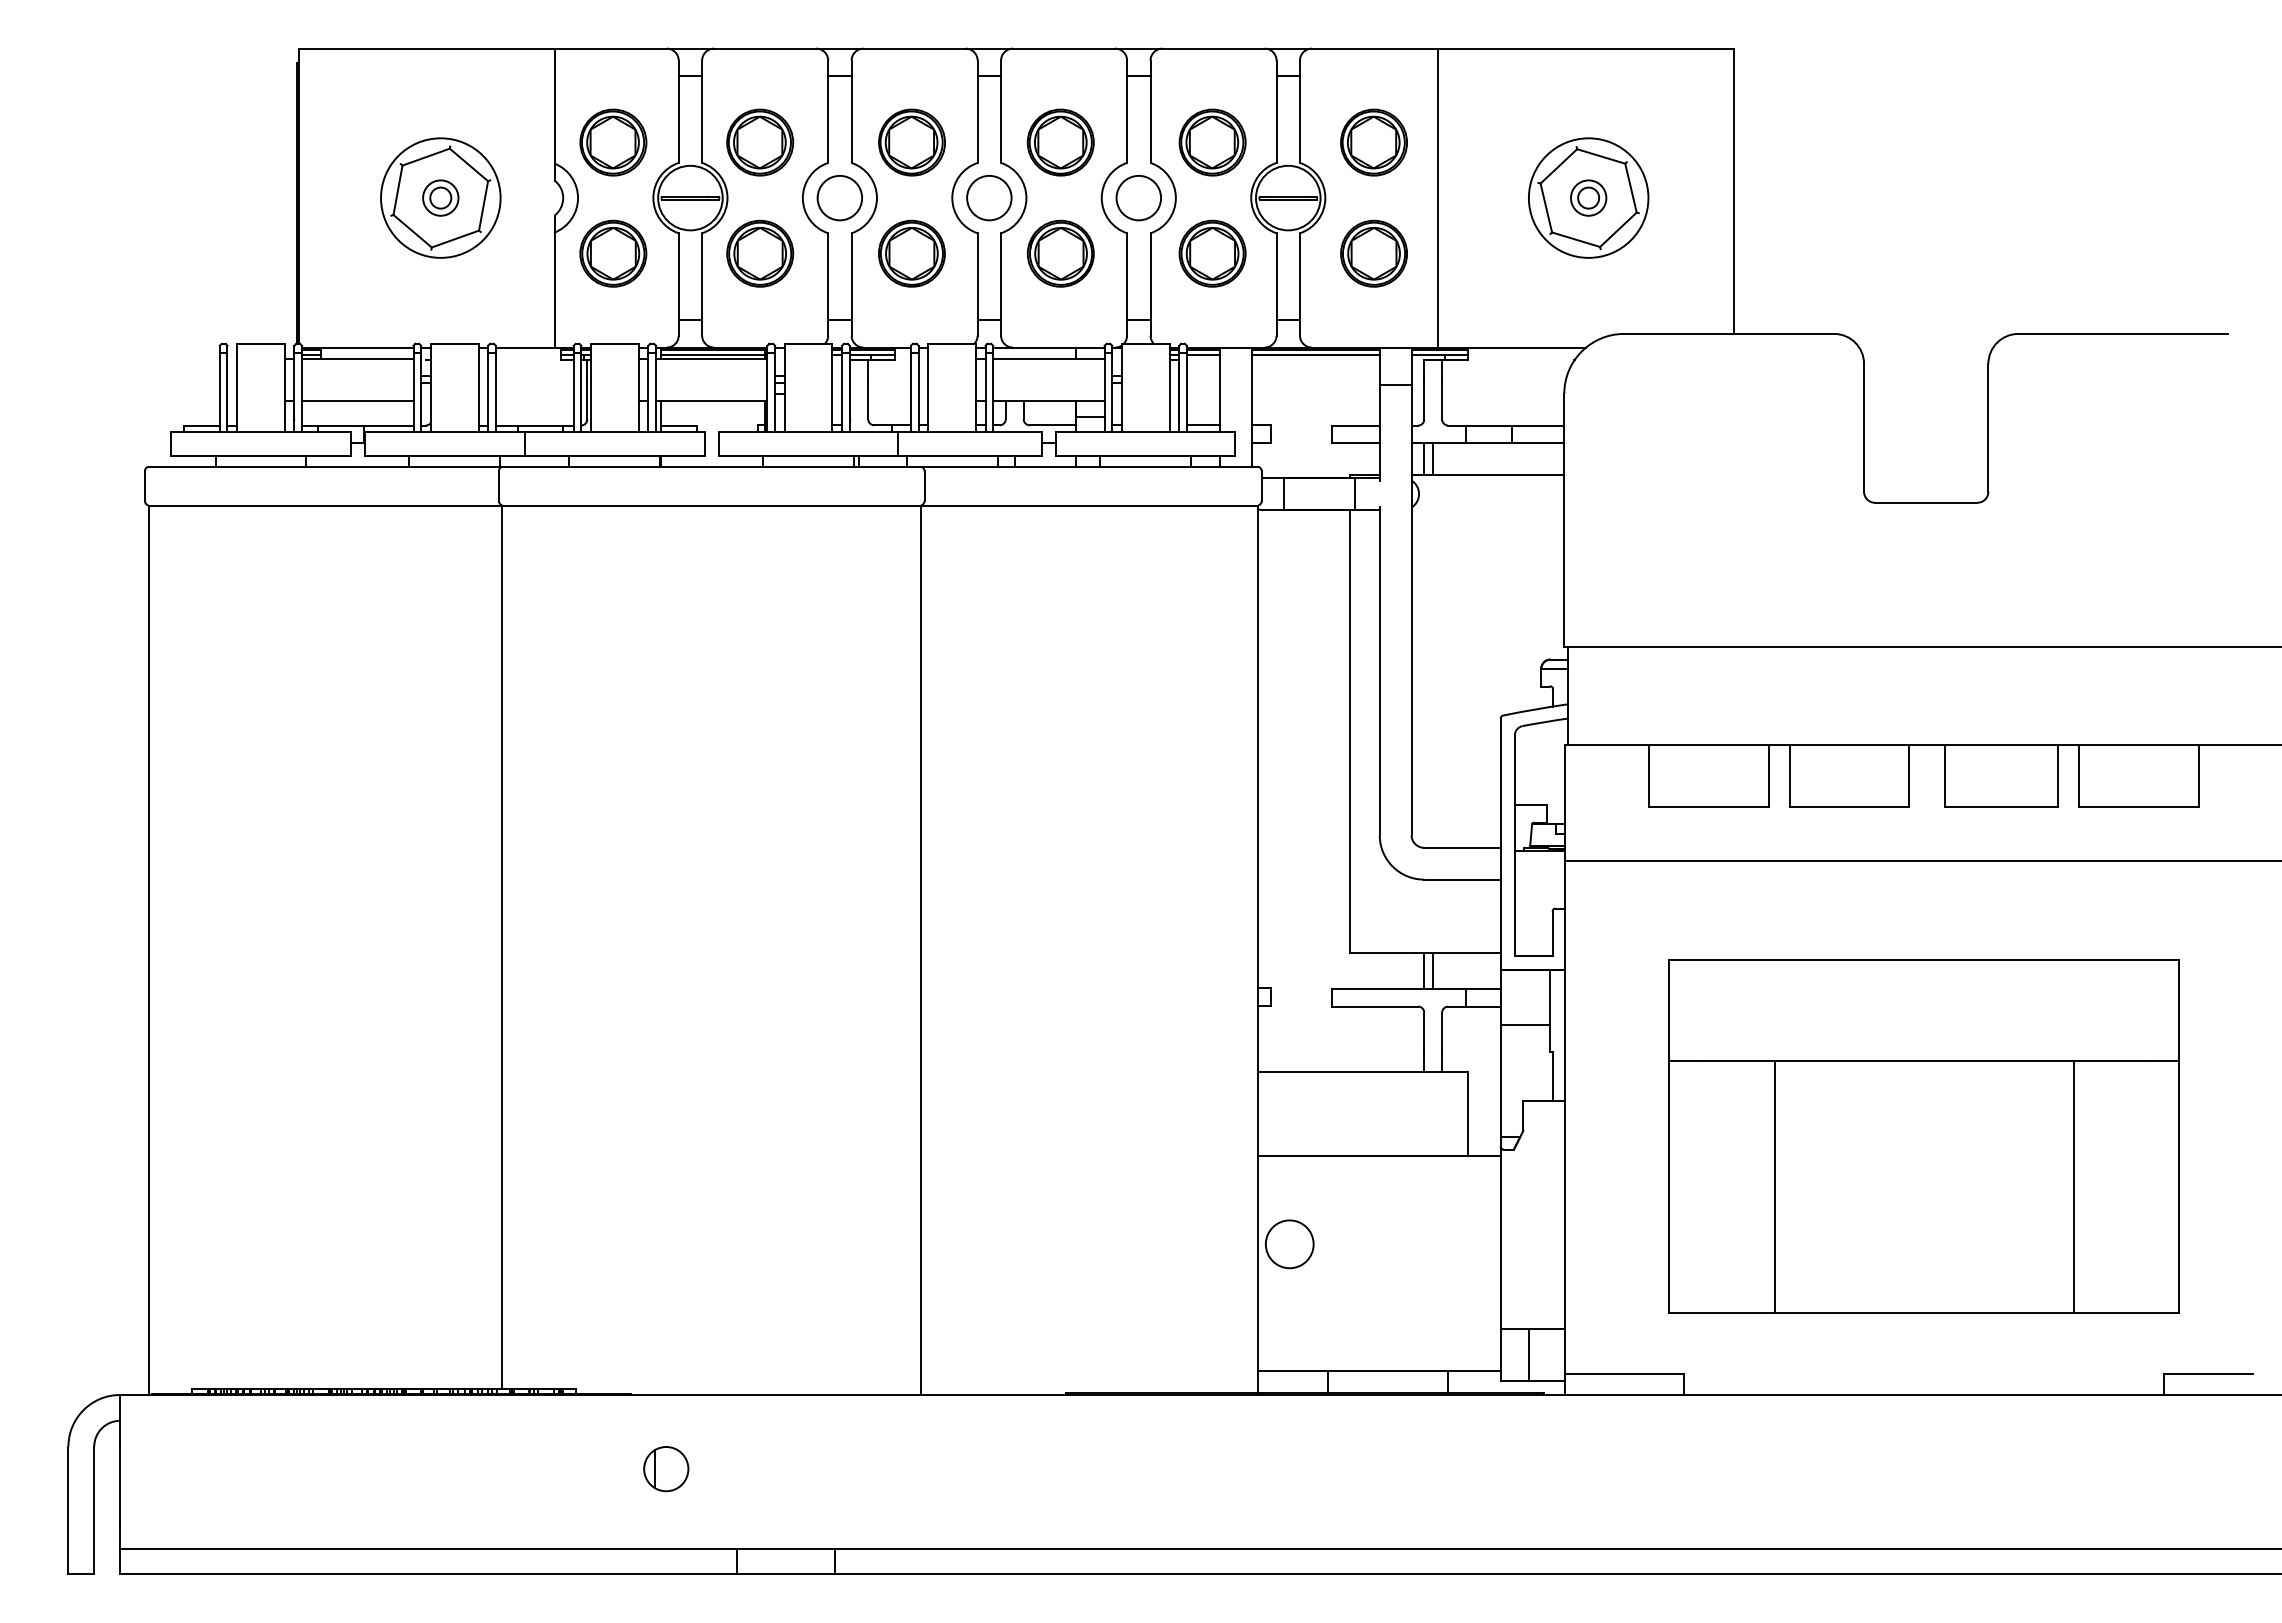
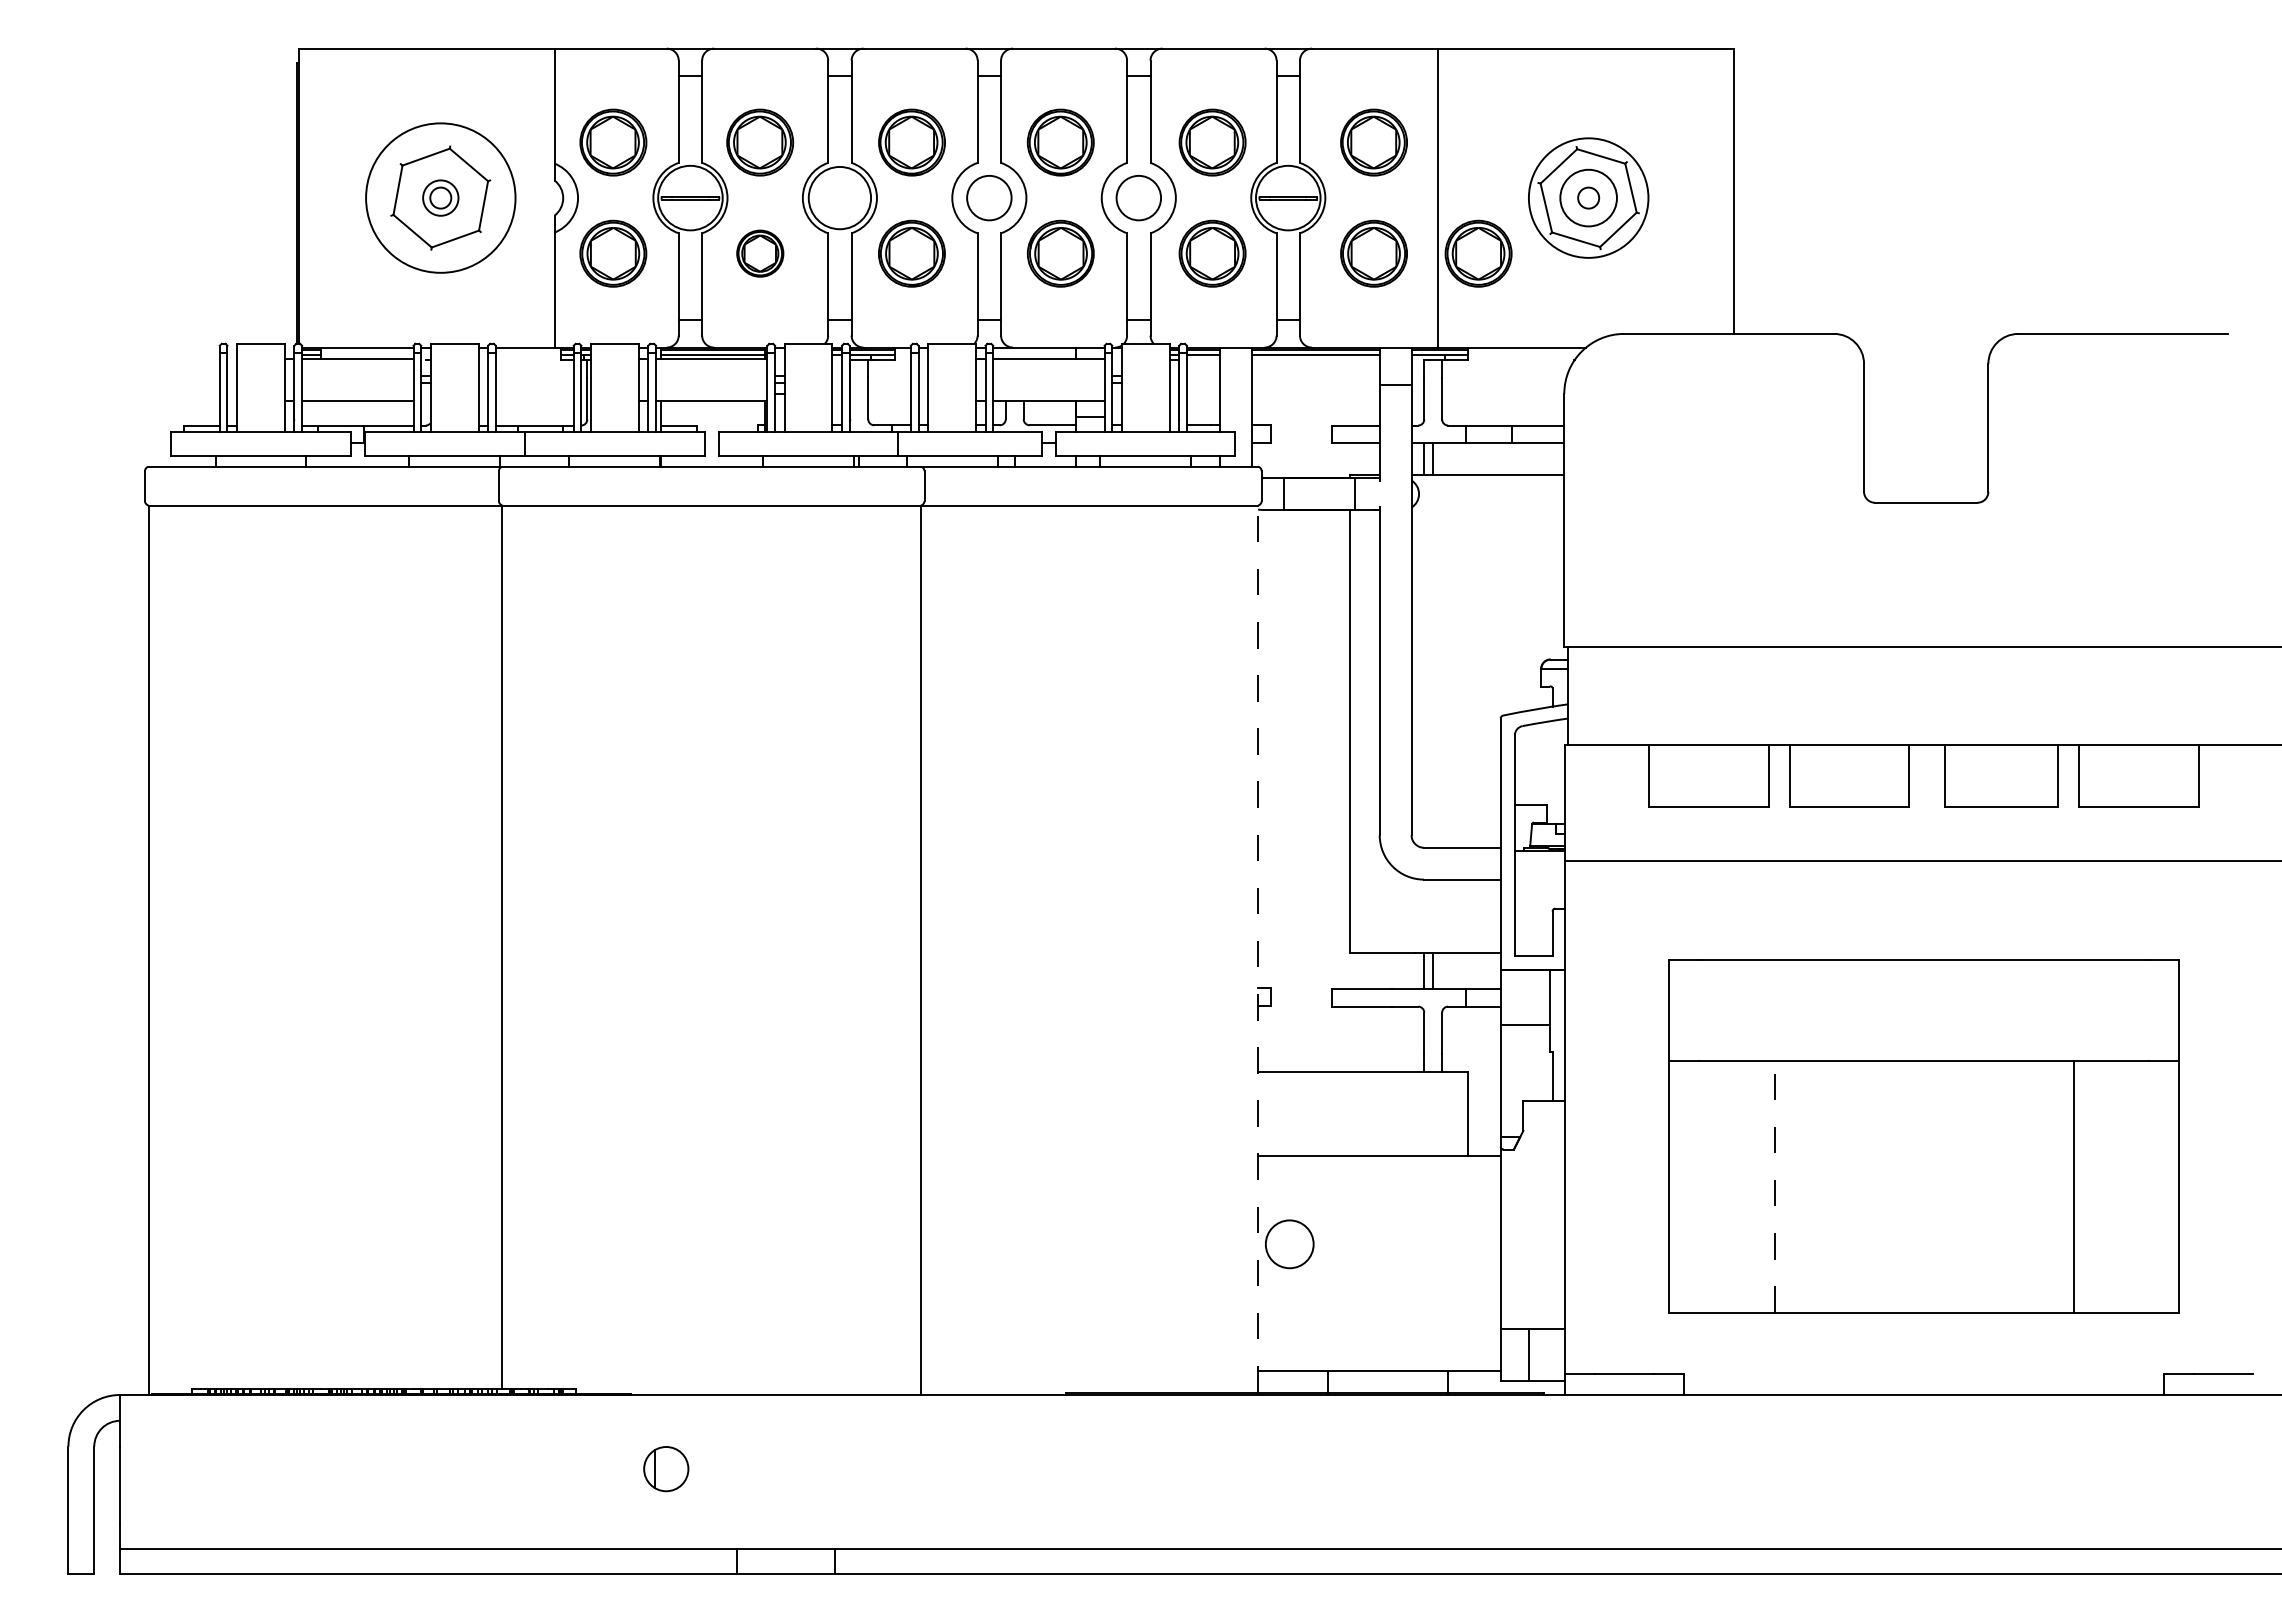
circle diameter: 120 px -> 149 px (440, 197)
circle diameter: 44 px -> 62 px (839, 197)
circle diameter: 35 px -> 57 px (1588, 197)
part size: 69x69 px -> 49x49 px (760, 253)
part: none -> present (1478, 253)
line: solid -> dashed (1258, 949)
line: solid -> dashed (1774, 1186)
